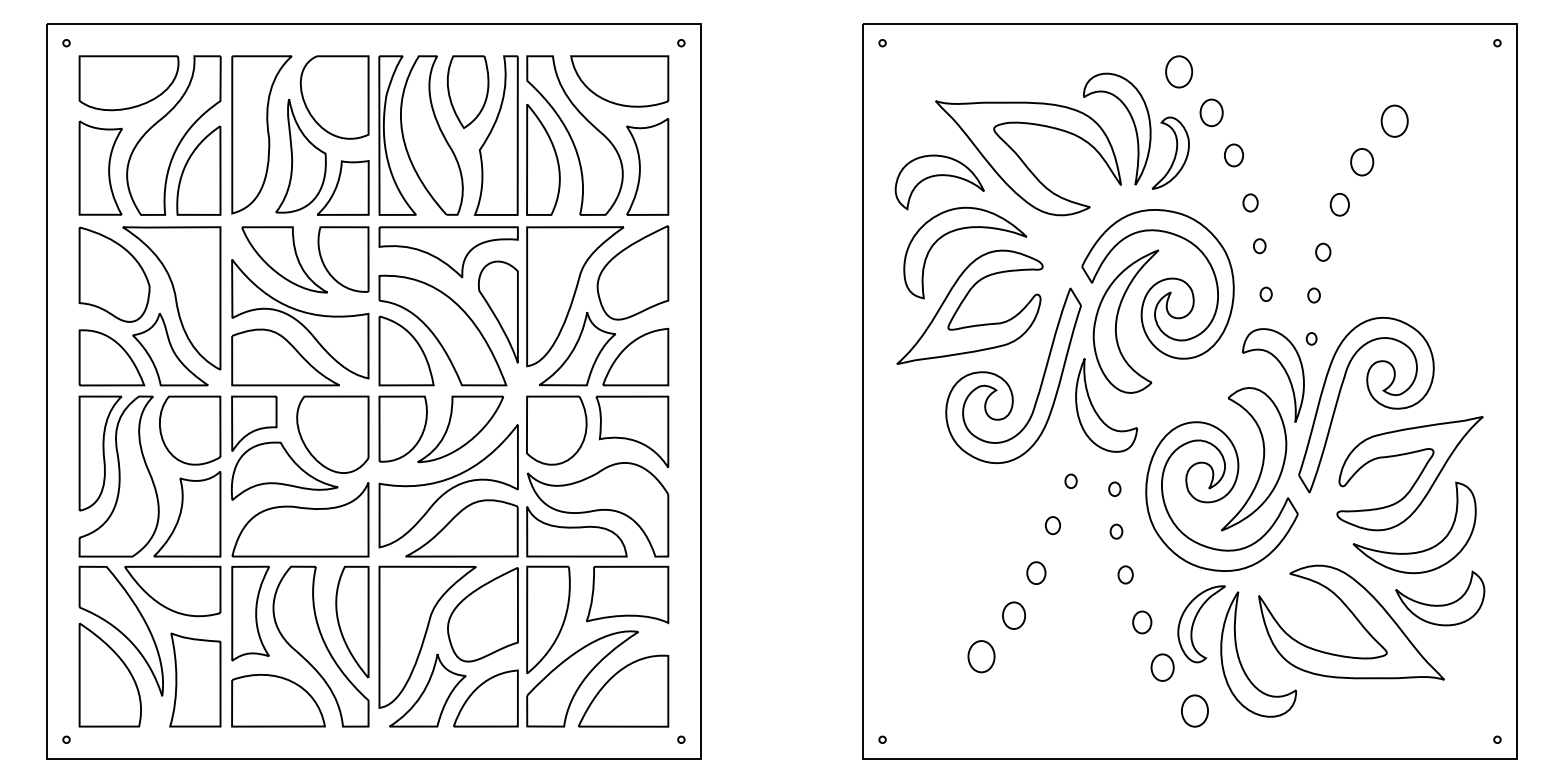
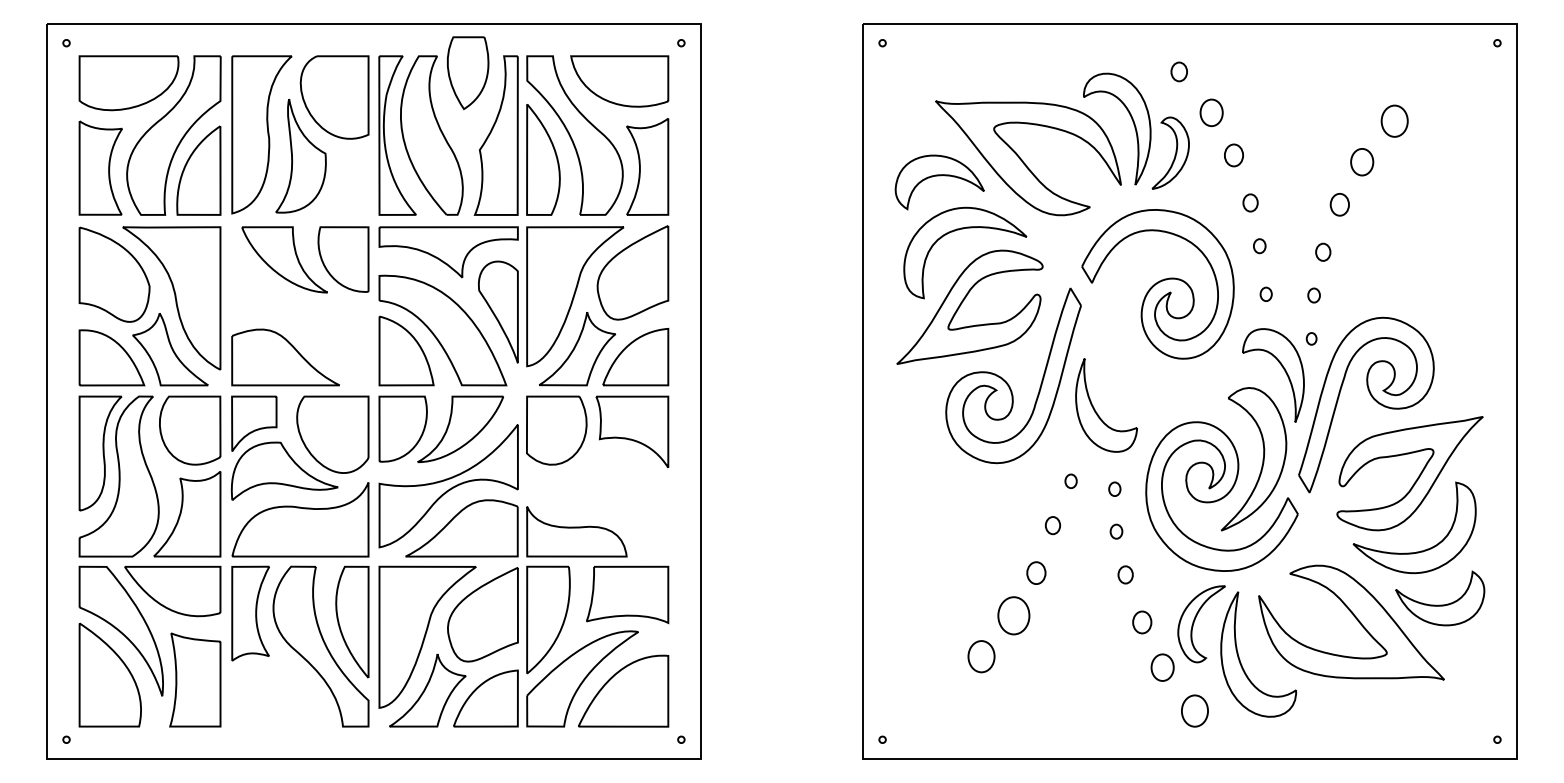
part size: 29x34 px -> 18x22 px (1178, 71)
part position: (467, 92) -> (467, 73) (467, 73)
part: present -> none (342, 187)
part: present -> none (300, 319)
part: present -> none (1117, 321)
part: present -> none (598, 509)
part size: 25x29 px -> 34x40 px (1013, 615)
part: present -> none (278, 700)
